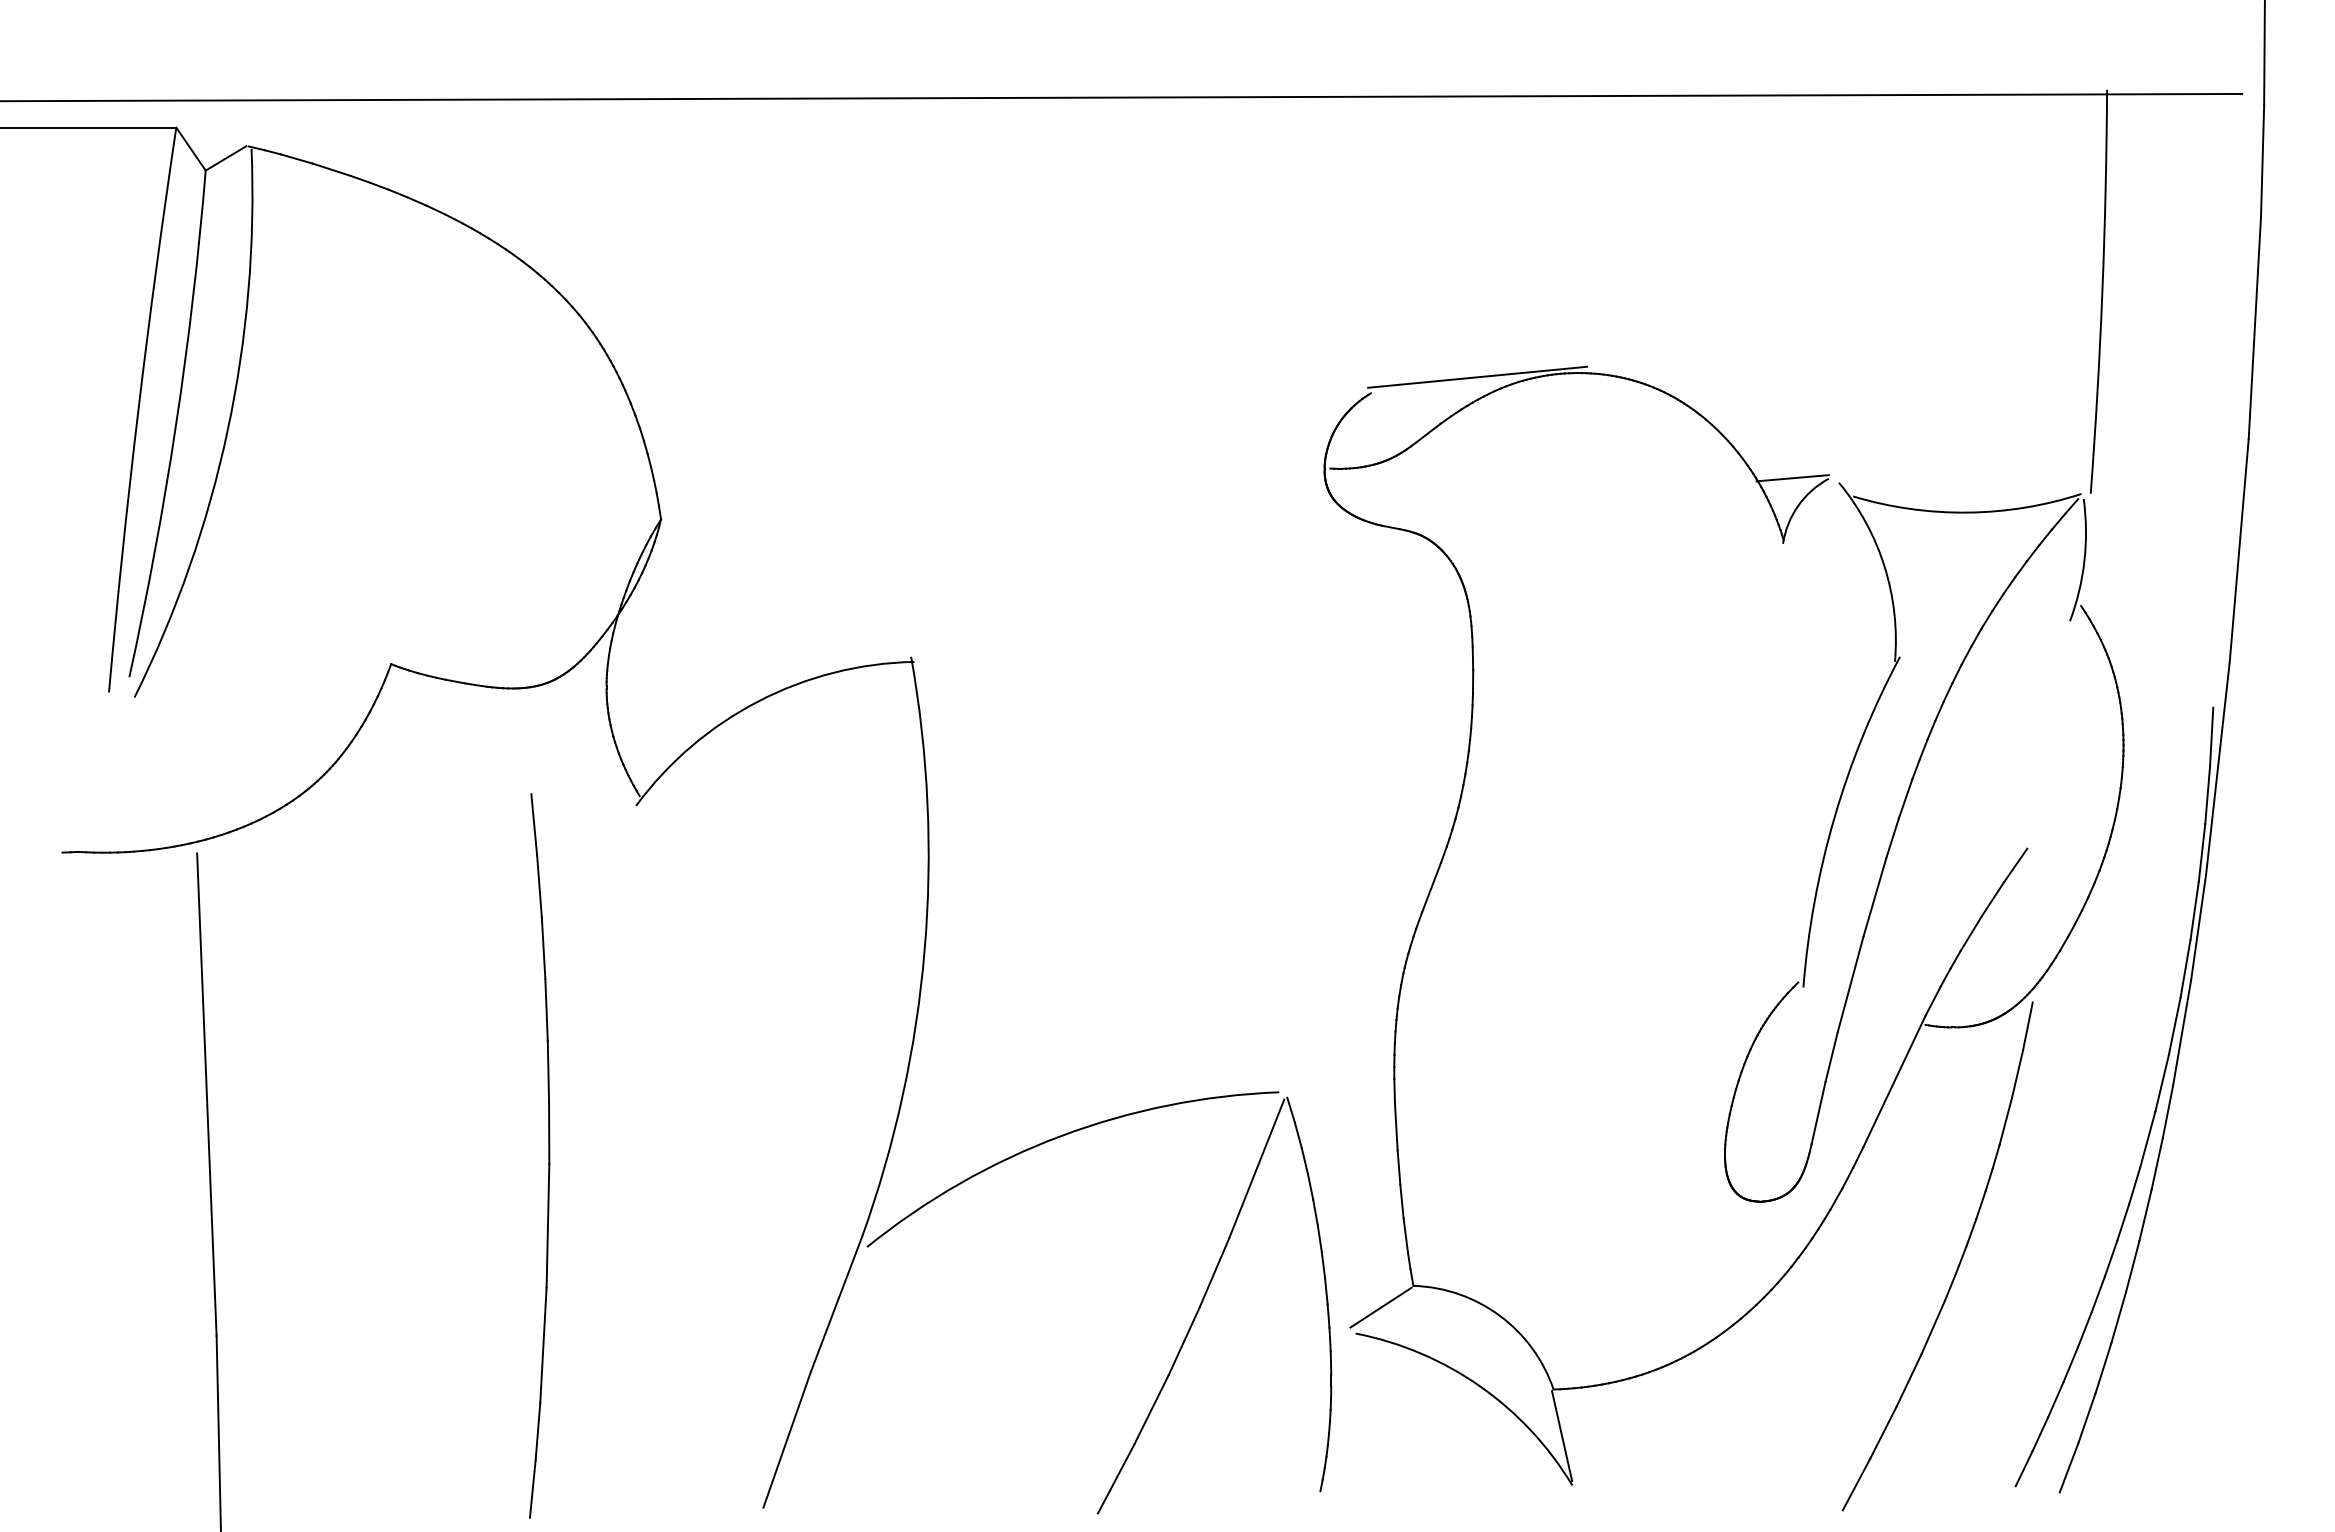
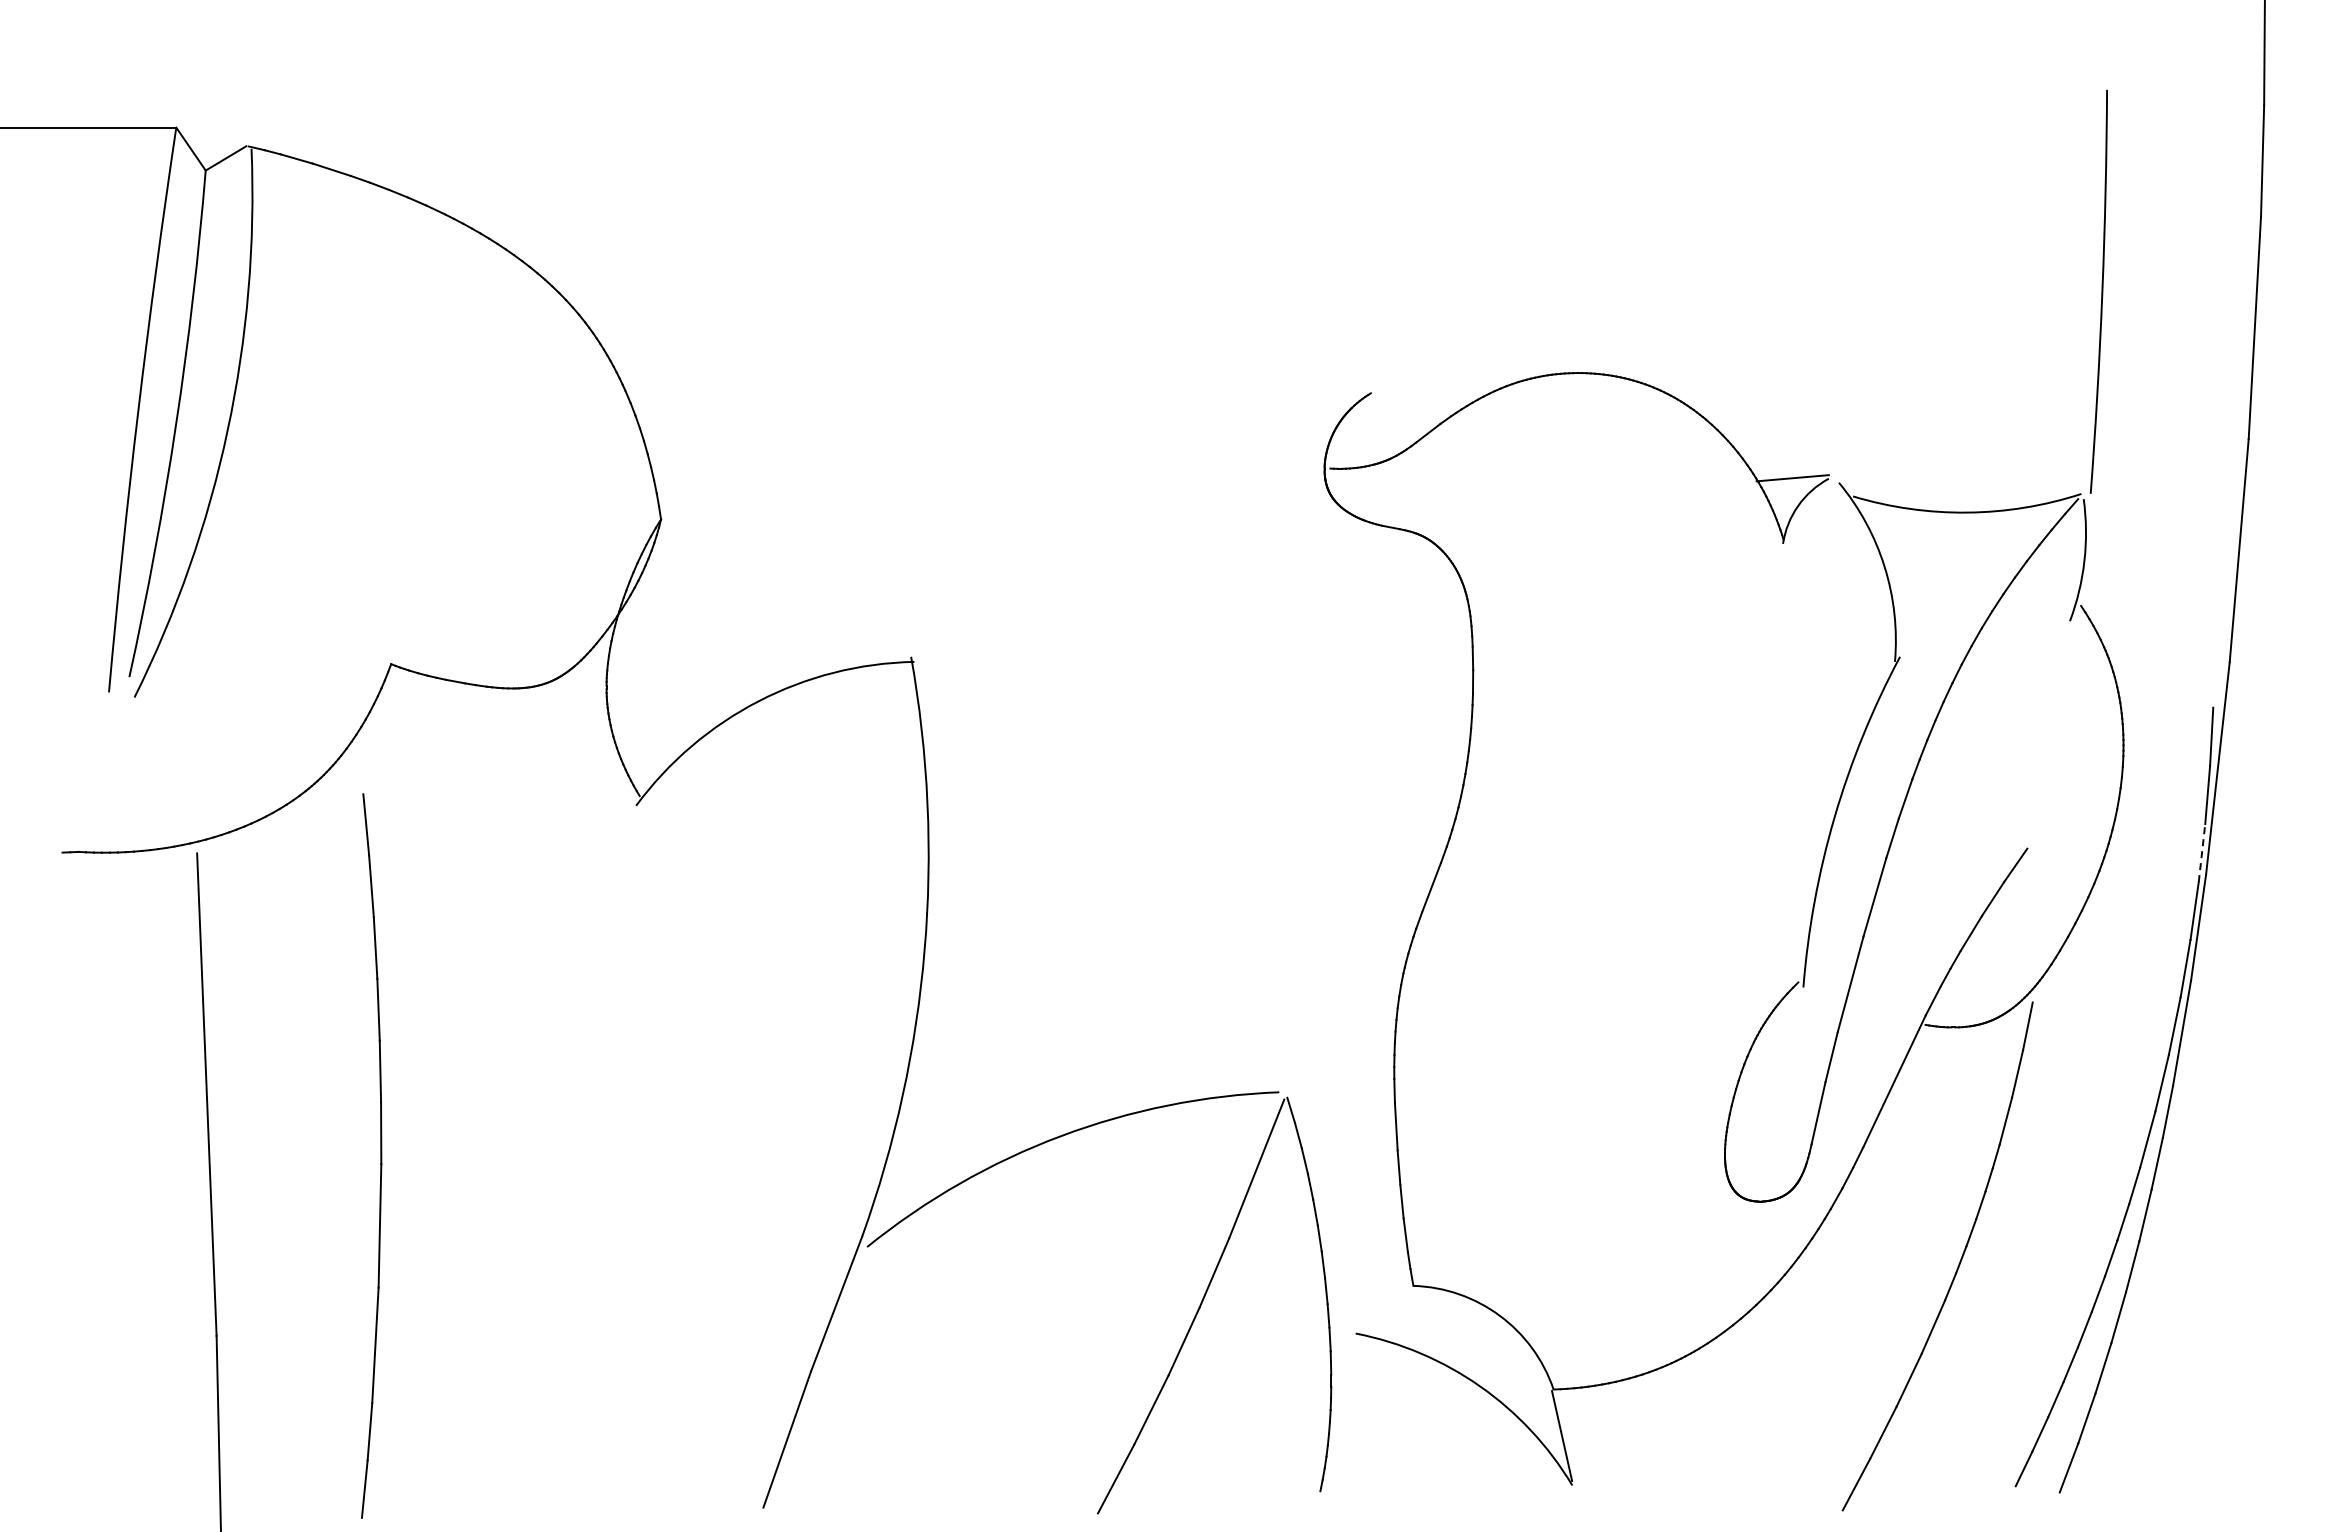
line: present -> none (1122, 97)
line: present -> none (1477, 376)
line: solid -> dashed (2202, 852)
part position: (548, 1155) -> (380, 1155) (380, 1155)
line: present -> none (1380, 1307)
